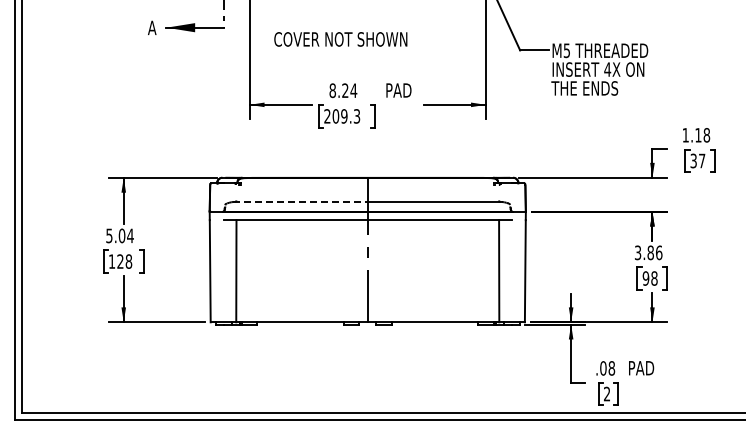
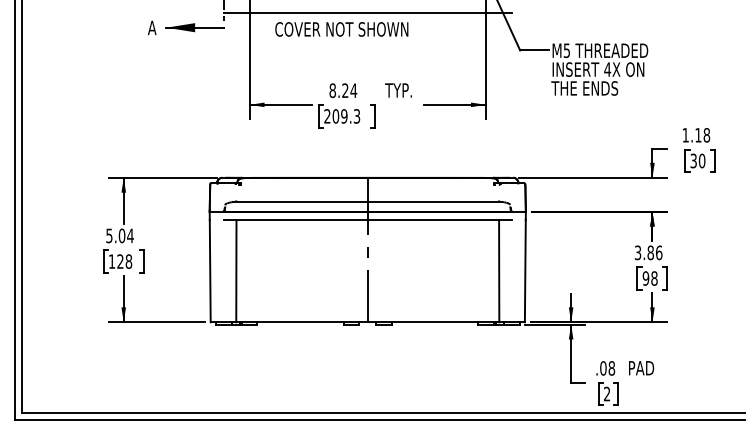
line: none -> present (367, 12)
text position: (340, 39) -> (341, 29) (341, 29)
text: PAD -> TYP. (398, 90)
text: 37 -> 30 (701, 160)
line: dashed -> solid (301, 202)
